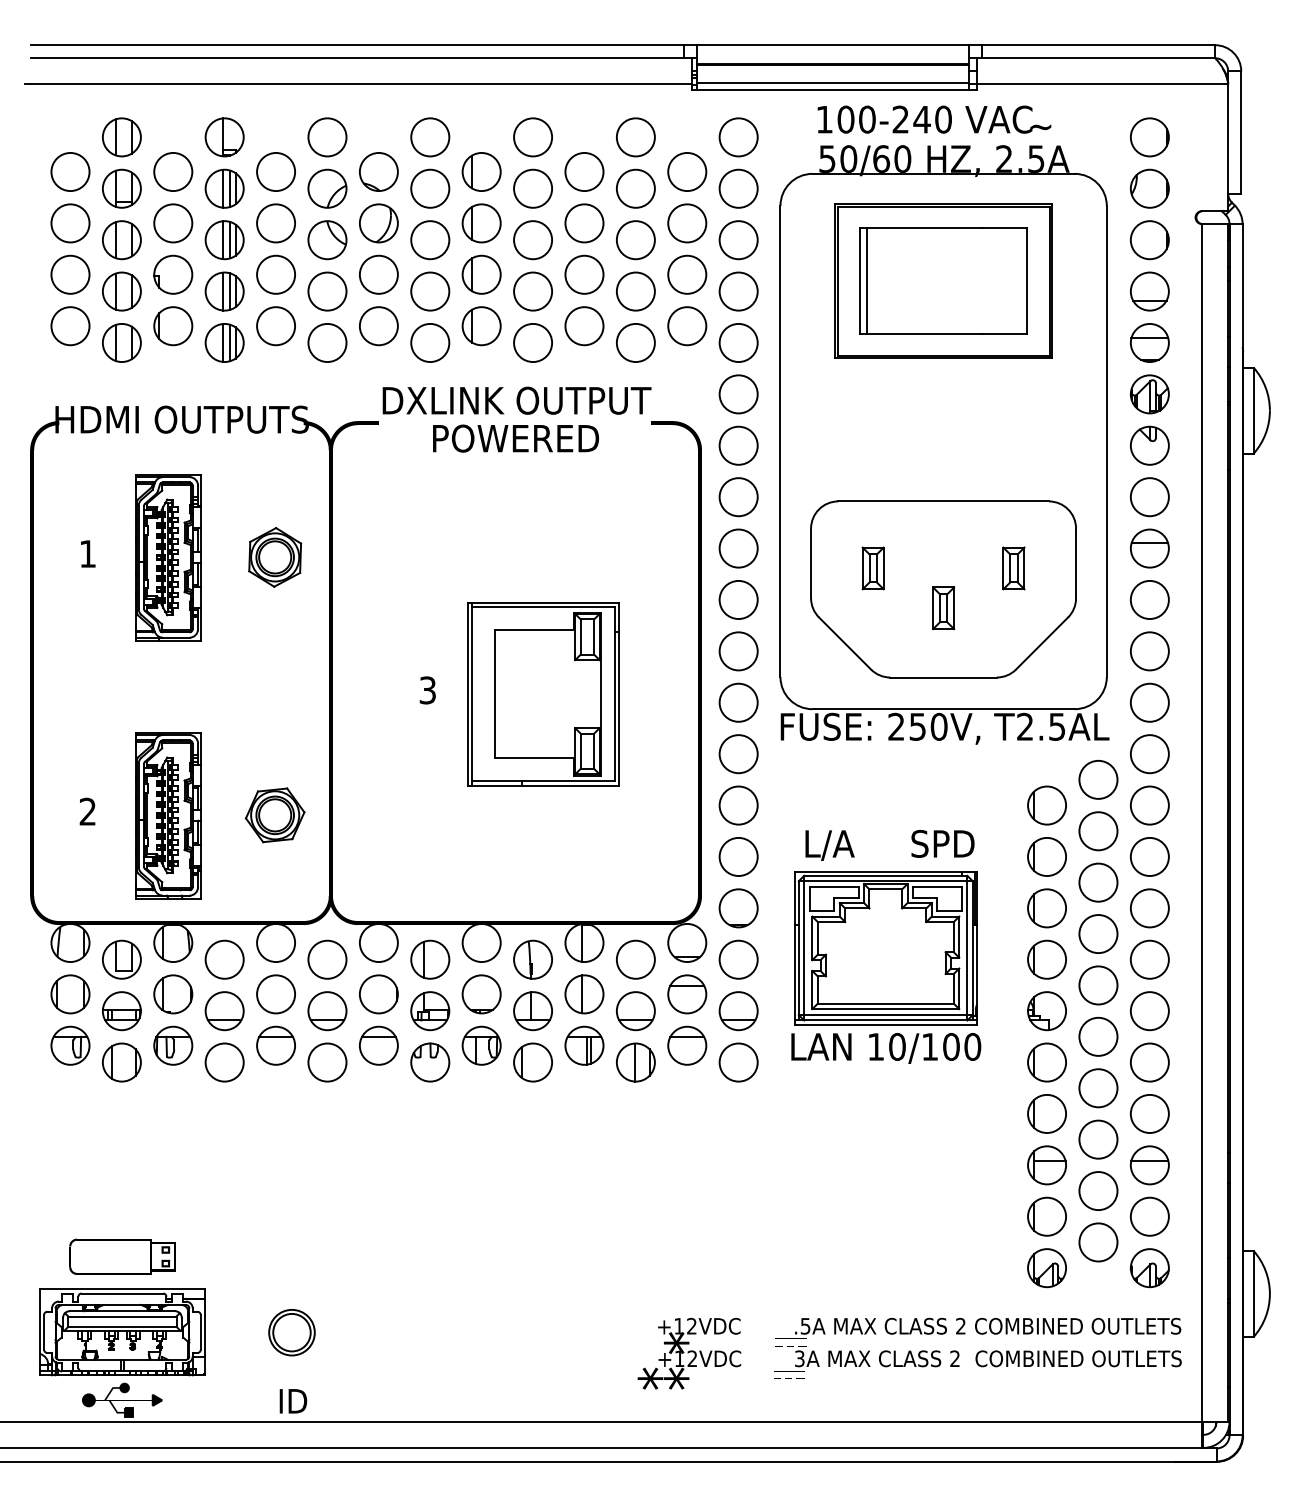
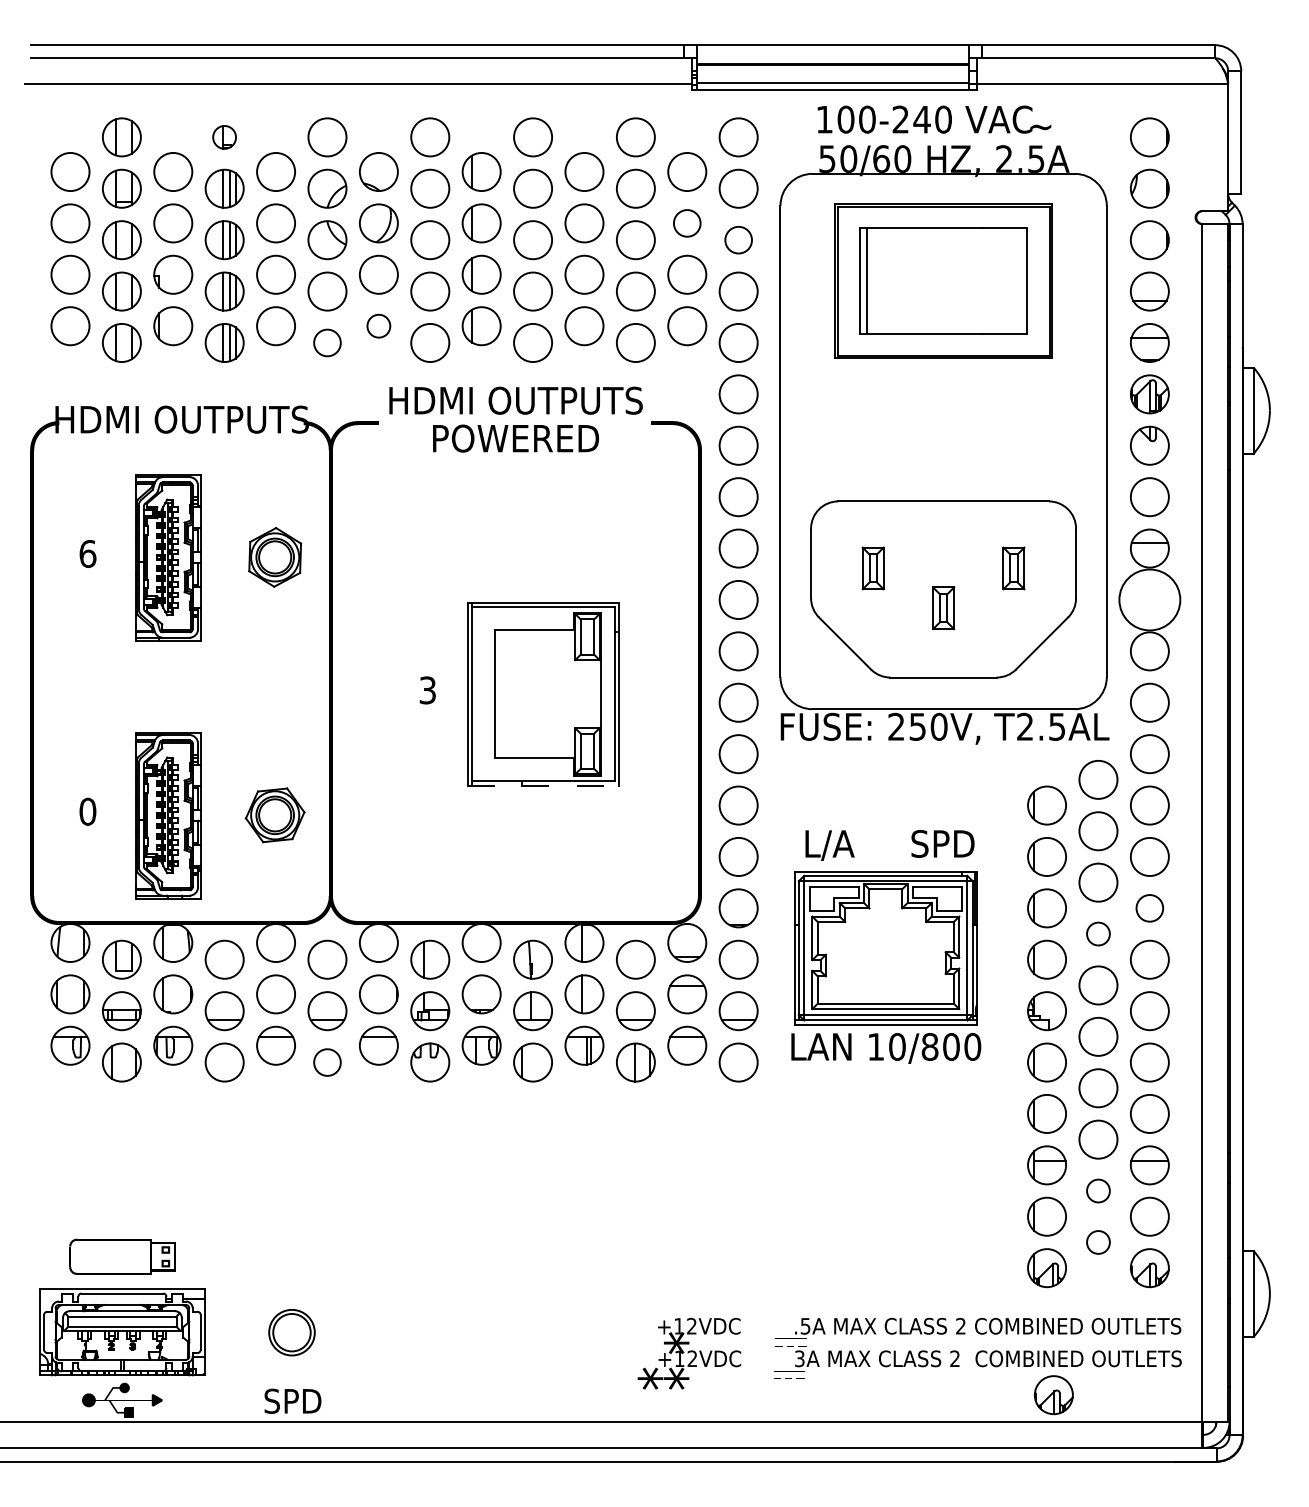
part size: 41x41 px -> 25x25 px (224, 137)
circle diameter: 38 px -> 27 px (686, 223)
circle diameter: 38 px -> 27 px (738, 239)
circle diameter: 38 px -> 23 px (378, 325)
circle diameter: 38 px -> 27 px (327, 342)
text: DXLINK OUTPUT -> HDMI OUTPUTS (516, 400)
text: 1 -> 6 (87, 553)
circle diameter: 38 px -> 61 px (1149, 599)
line: solid -> dashed (543, 785)
text: 2 -> 0 (87, 811)
circle diameter: 38 px -> 27 px (1149, 908)
circle diameter: 38 px -> 23 px (1098, 933)
text: 10/100 -> 10/800 (929, 1046)
circle diameter: 38 px -> 27 px (327, 1062)
circle size: 41x40 px -> 25x26 px (1098, 1190)
circle diameter: 38 px -> 23 px (1098, 1242)
part: none -> present (1053, 1395)
text: ID -> SPD (292, 1400)
